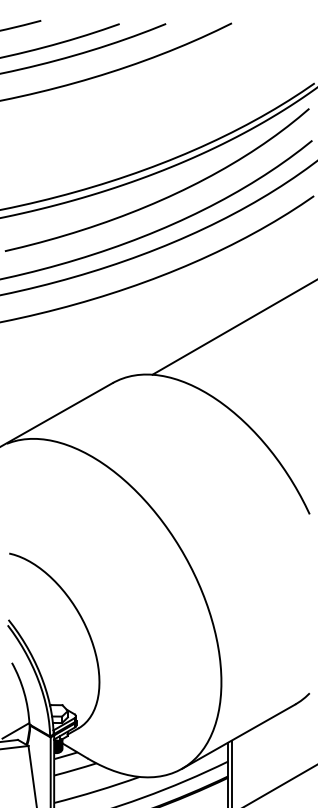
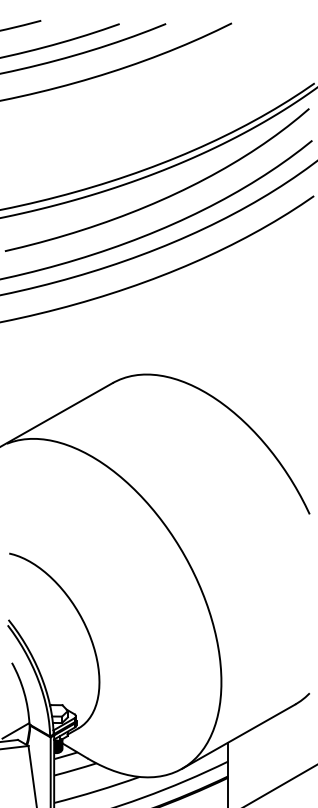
line: present -> none (233, 327)
line: present -> none (231, 772)
